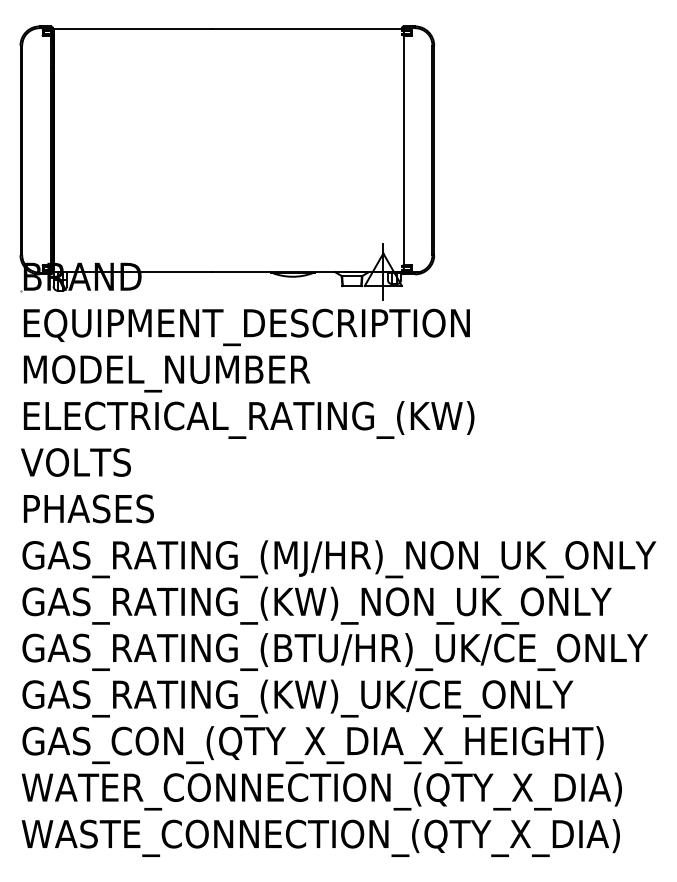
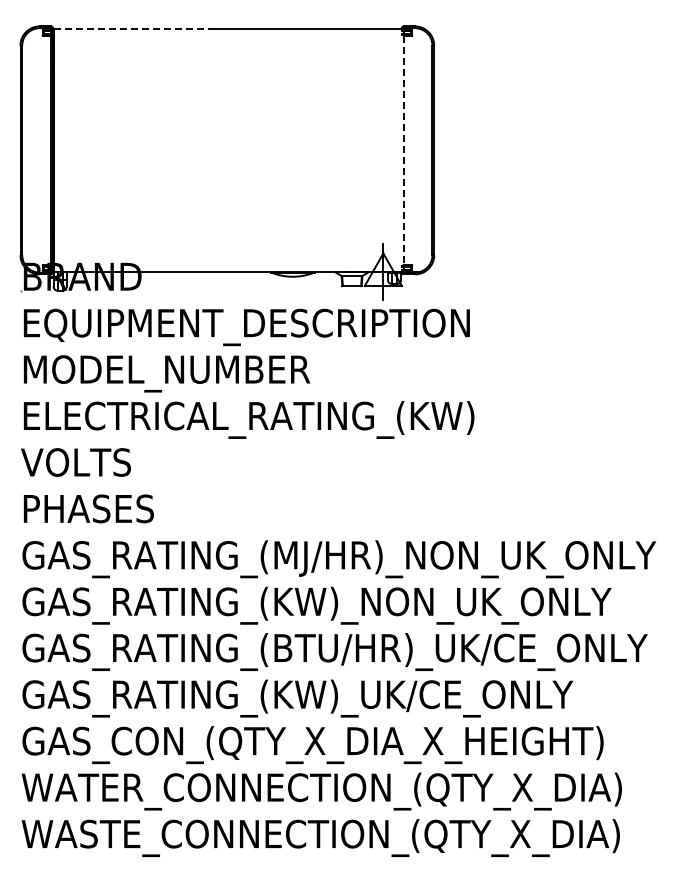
line: solid -> dashed (132, 28)
line: solid -> dashed (403, 150)
